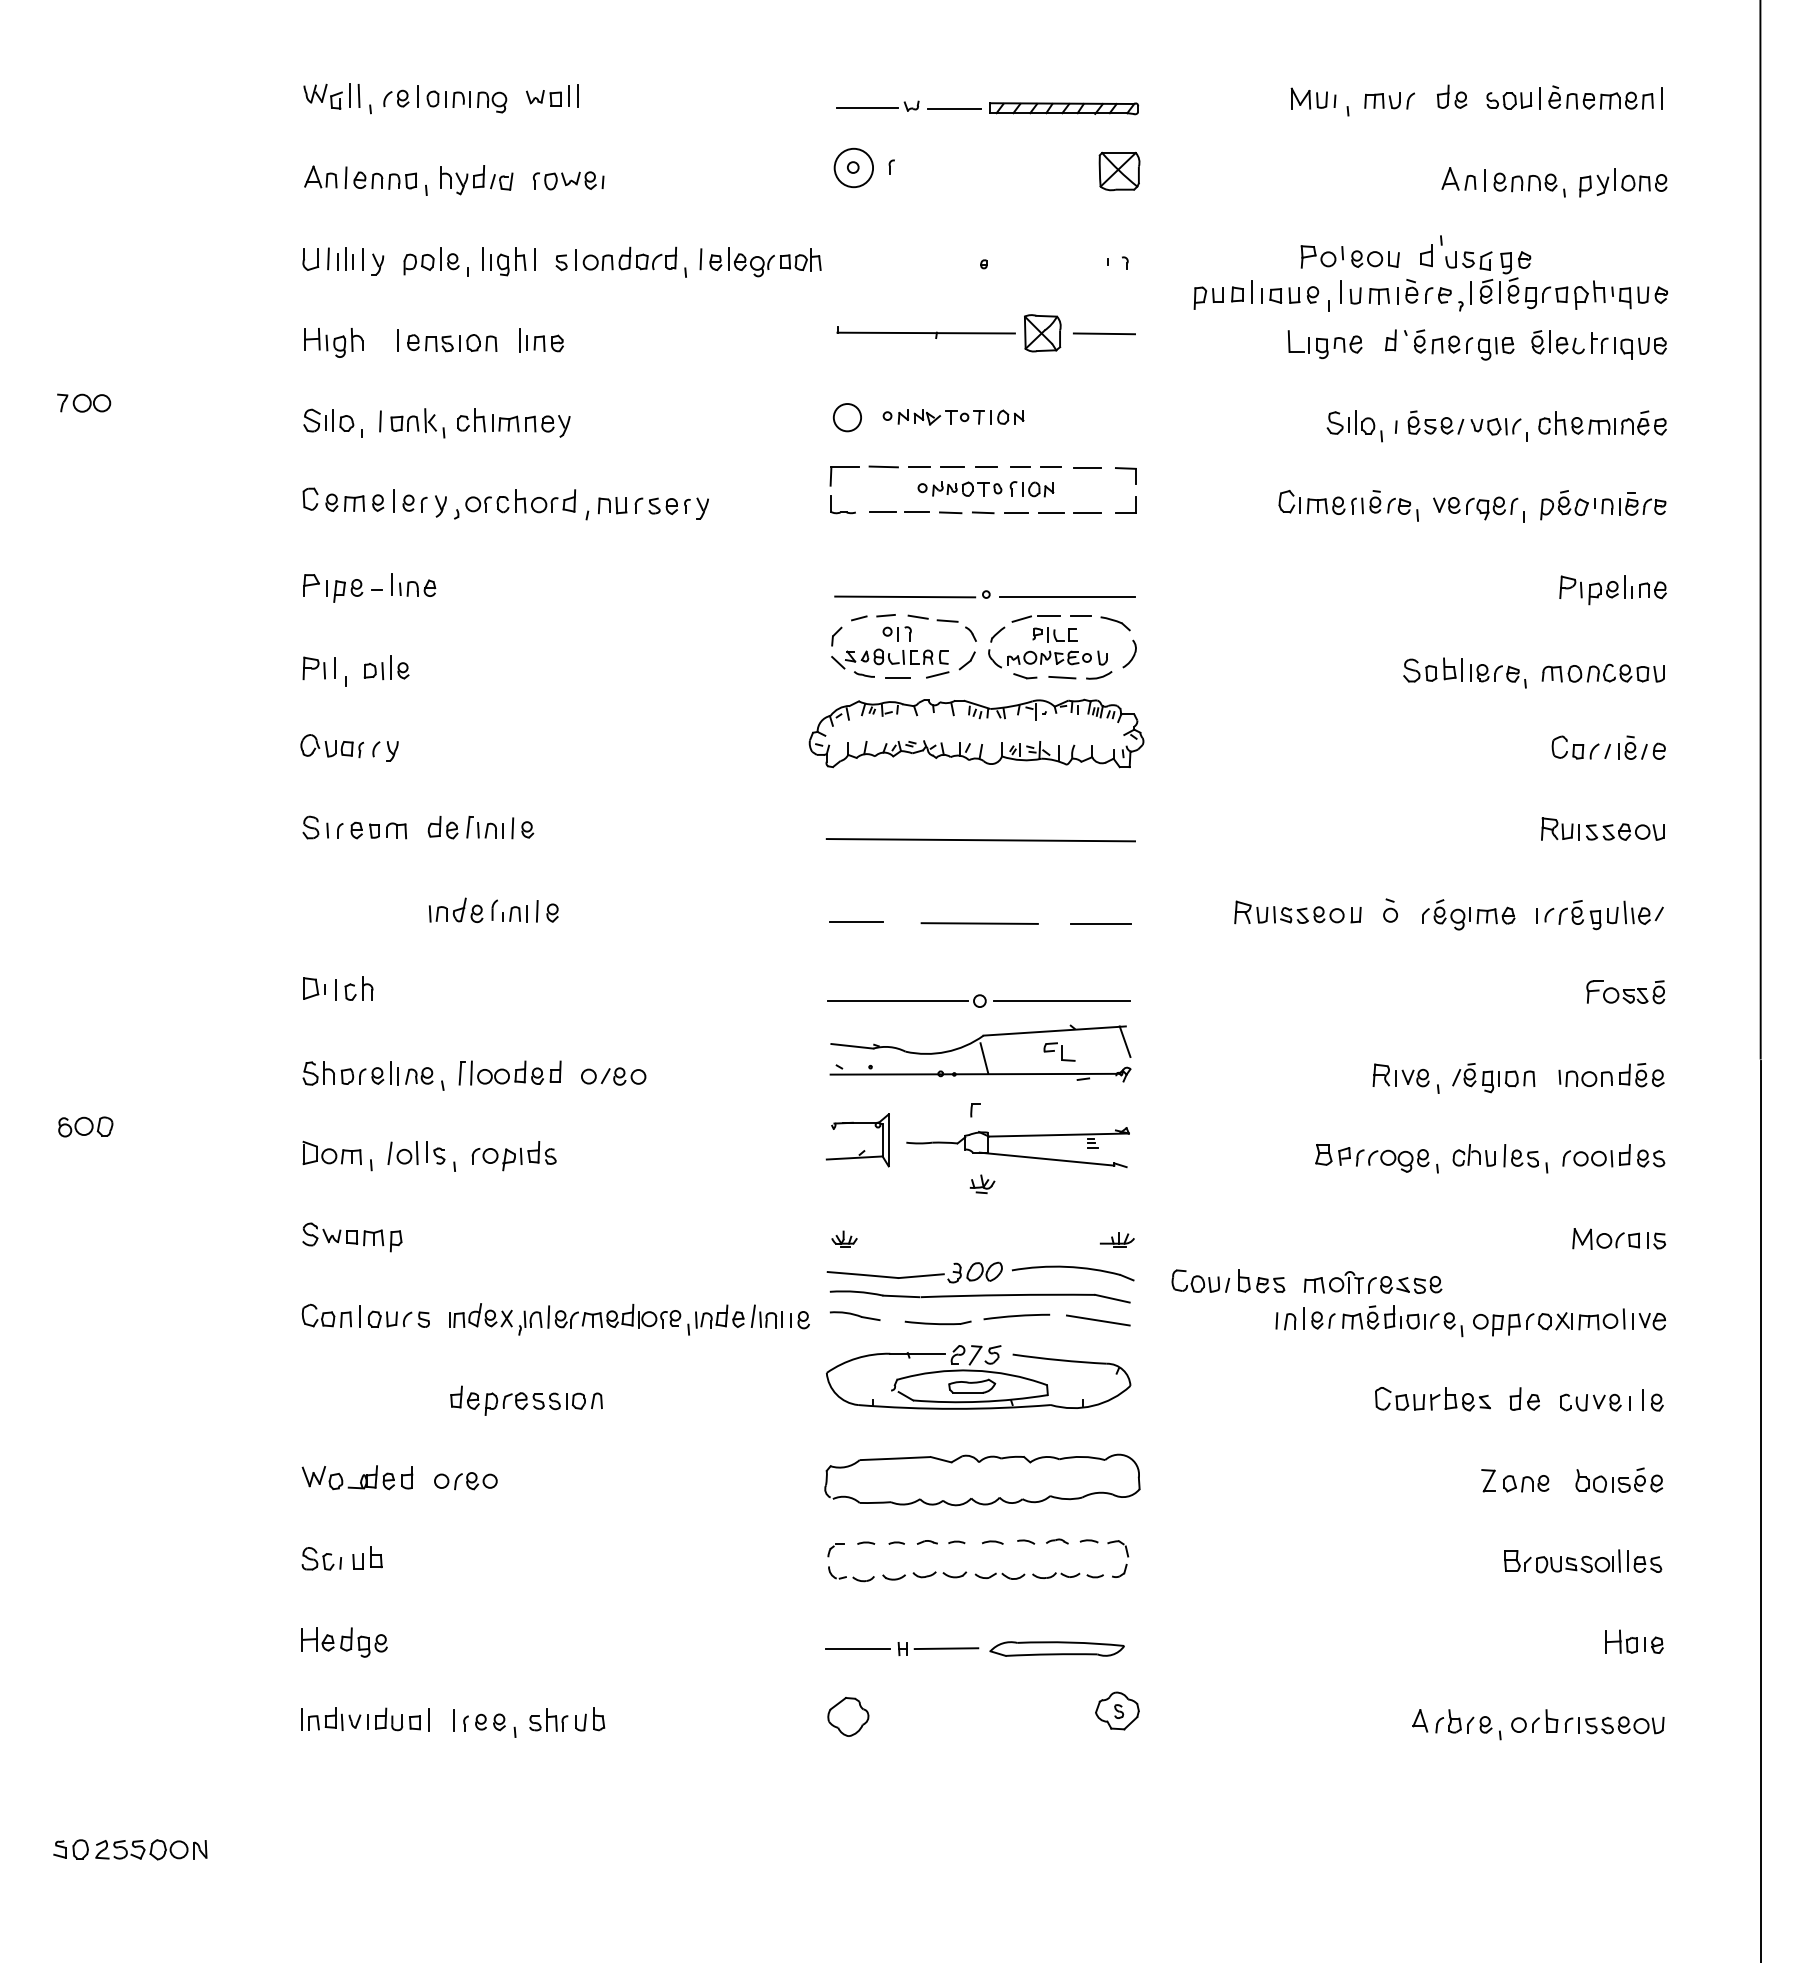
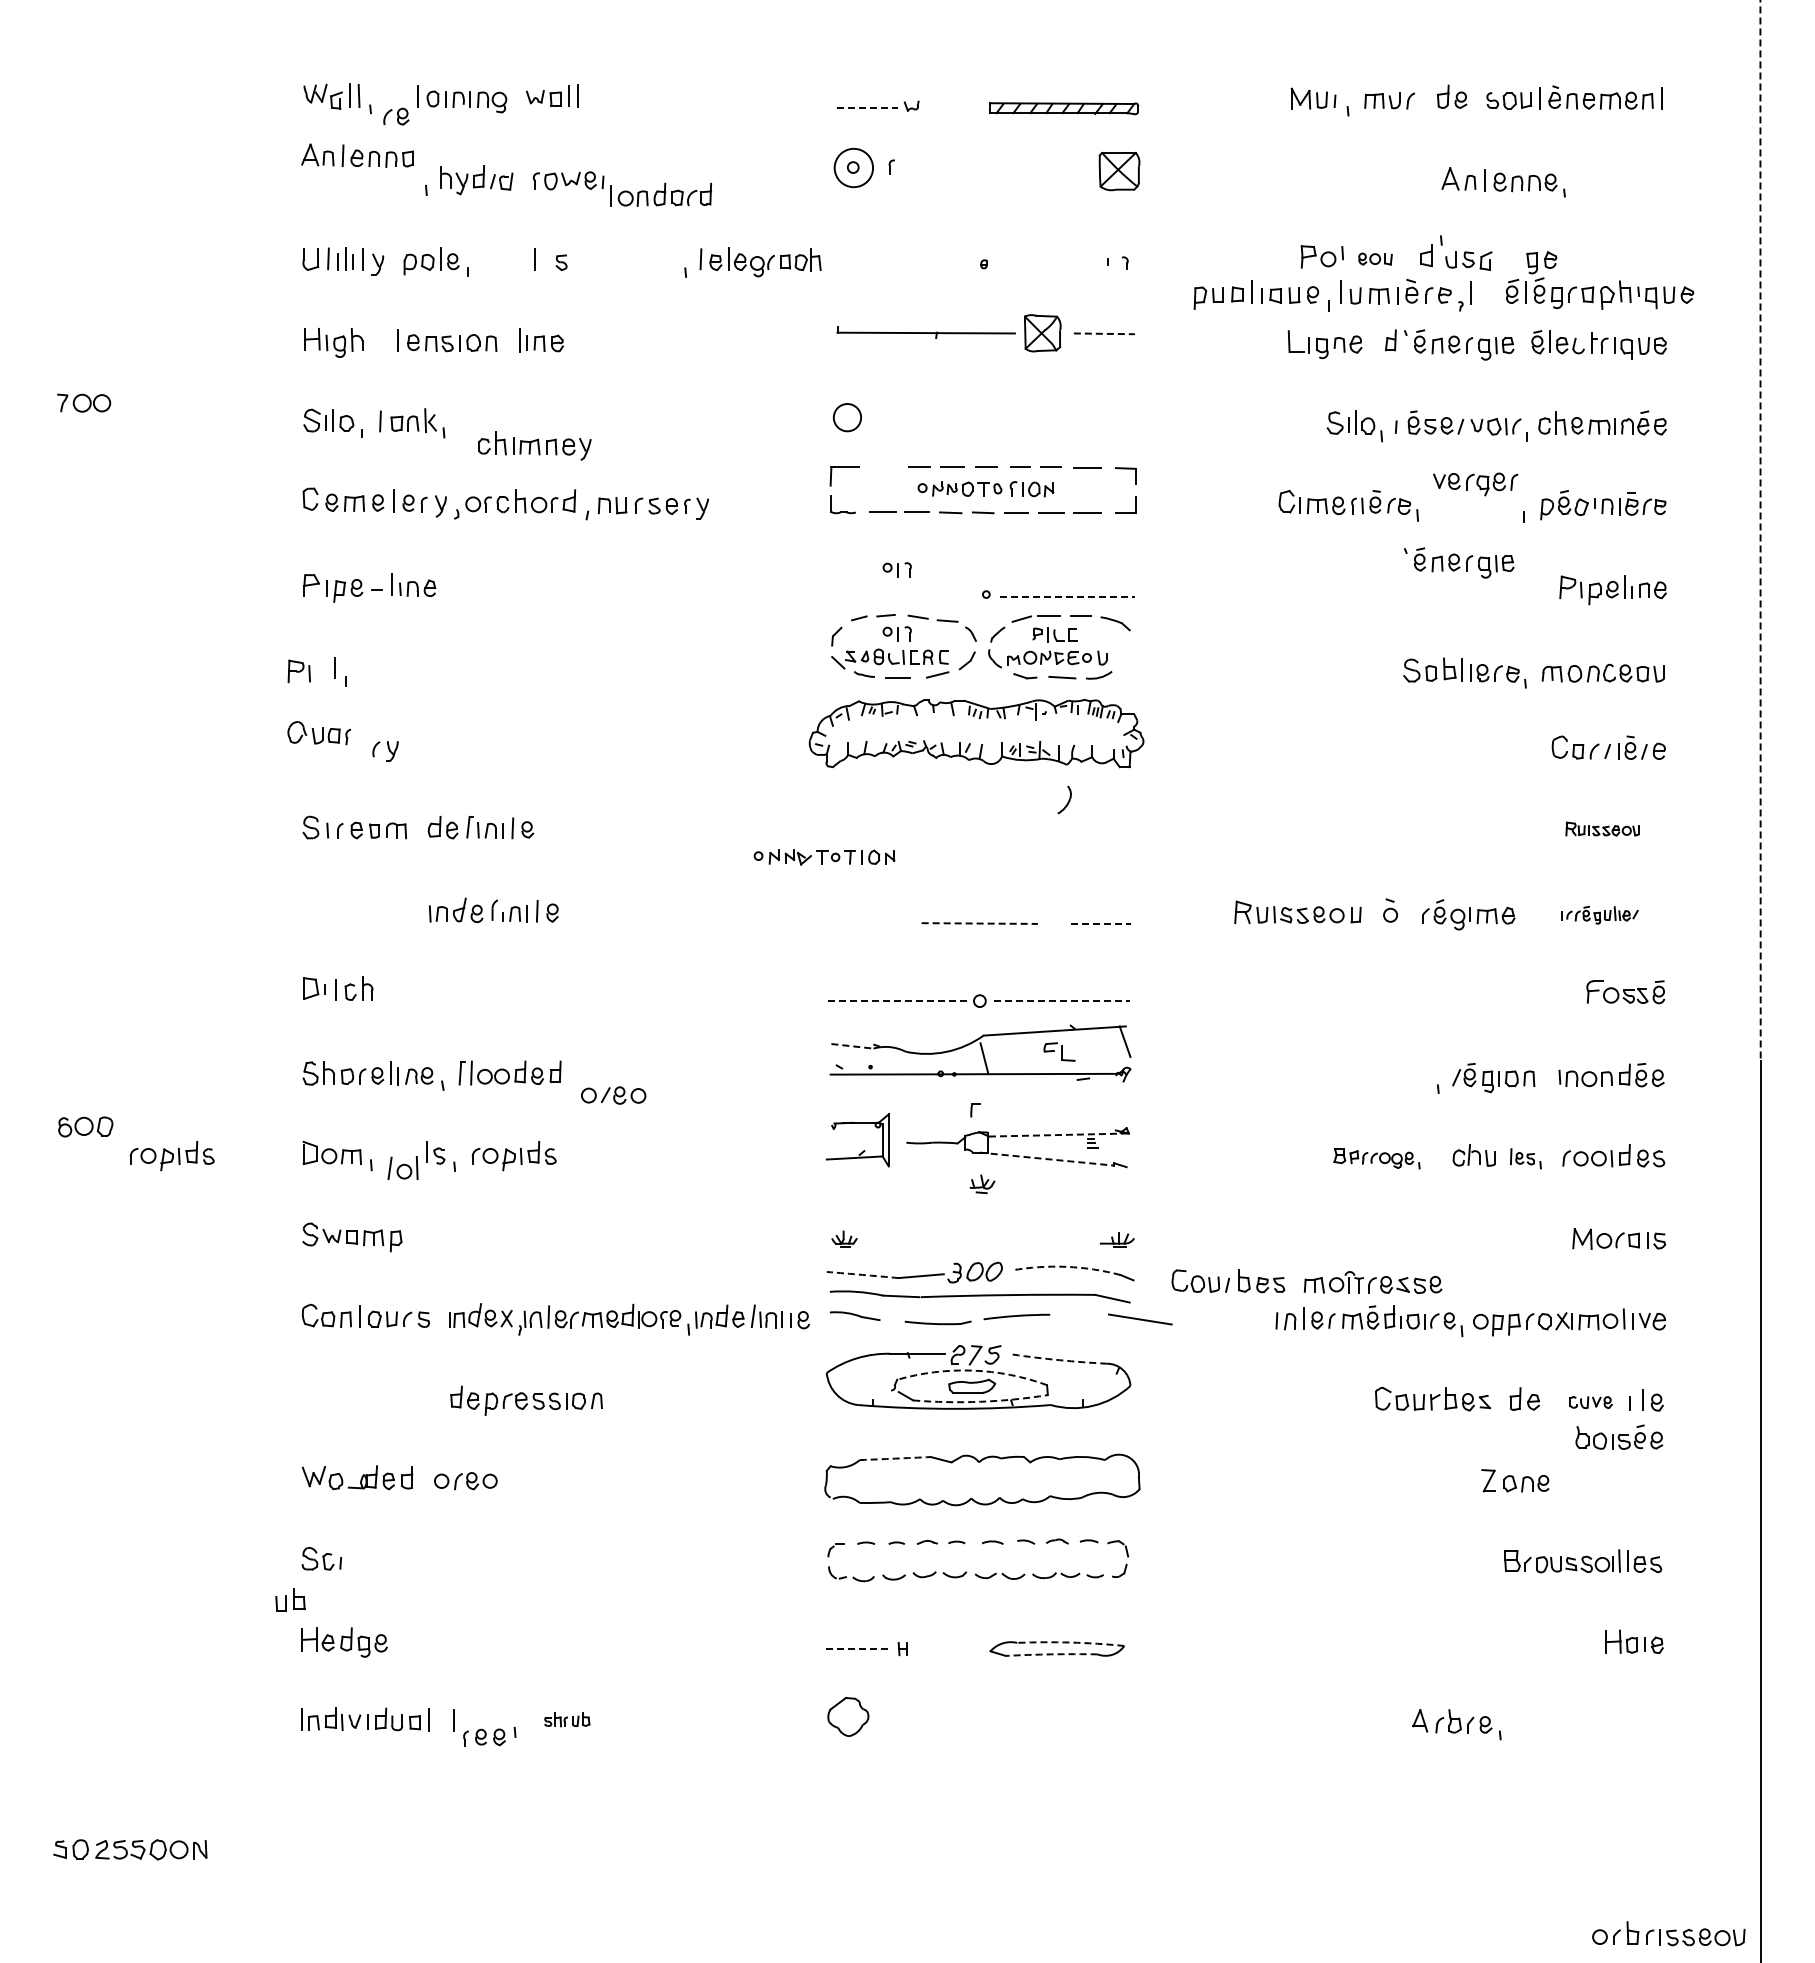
part position: (396, 98) -> (396, 116) (396, 116)
line: solid -> dashed (867, 107)
line: present -> none (954, 108)
part position: (360, 177) -> (357, 155) (357, 155)
part: present -> none (1623, 182)
part position: (625, 258) -> (660, 194) (660, 194)
part size: 49x18 px -> 35x14 px (1375, 258)
part: present -> none (504, 261)
part position: (1577, 286) -> (1603, 286) (1603, 286)
line: solid -> dashed (1104, 333)
part position: (953, 417) -> (824, 857) (824, 857)
part position: (513, 422) -> (534, 445) (534, 445)
line: present -> none (883, 466)
part position: (1475, 508) -> (1475, 484) (1475, 484)
line: solid -> dashed (1760, 529)
part: none -> present (1459, 562)
part: none -> present (896, 569)
line: present -> none (905, 596)
line: solid -> dashed (1068, 597)
part position: (1129, 653) -> (1064, 799) (1064, 799)
part: present -> none (386, 667)
part position: (313, 668) -> (298, 671) (298, 671)
part position: (332, 746) -> (319, 733) (319, 733)
part size: 124x24 px -> 75x16 px (1602, 828)
line: present -> none (980, 840)
part size: 128x31 px -> 78x20 px (1599, 914)
line: present -> none (856, 922)
line: solid -> dashed (980, 923)
line: solid -> dashed (1101, 923)
line: solid -> dashed (897, 1001)
line: solid -> dashed (1062, 1001)
line: solid -> dashed (852, 1046)
part: present -> none (1400, 1075)
part position: (613, 1076) -> (613, 1095) (613, 1095)
line: solid -> dashed (1059, 1135)
part position: (402, 1152) -> (402, 1167) (402, 1167)
part: none -> present (171, 1156)
part size: 124x30 px -> 88x22 px (1376, 1158)
part size: 46x30 px -> 32x22 px (1525, 1158)
line: solid -> dashed (1047, 1159)
arc: solid -> dashed (1066, 1266)
arc: solid -> dashed (862, 1274)
line position: (1098, 1320) -> (1140, 1319) (1140, 1319)
arc: solid -> dashed (1059, 1360)
arc: solid -> dashed (972, 1370)
arc: solid -> dashed (980, 1401)
part size: 62x19 px -> 44x14 px (1590, 1402)
arc: solid -> dashed (895, 1458)
part position: (1619, 1479) -> (1619, 1436) (1619, 1436)
part position: (367, 1557) -> (290, 1599) (290, 1599)
arc: solid -> dashed (1070, 1642)
line: present -> none (946, 1648)
line: solid -> dashed (858, 1649)
arc: solid -> dashed (1051, 1654)
part: present -> none (1117, 1710)
part size: 77x25 px -> 47x16 px (567, 1719)
part position: (1587, 1721) -> (1668, 1933) (1668, 1933)
part position: (484, 1722) -> (484, 1737) (484, 1737)
